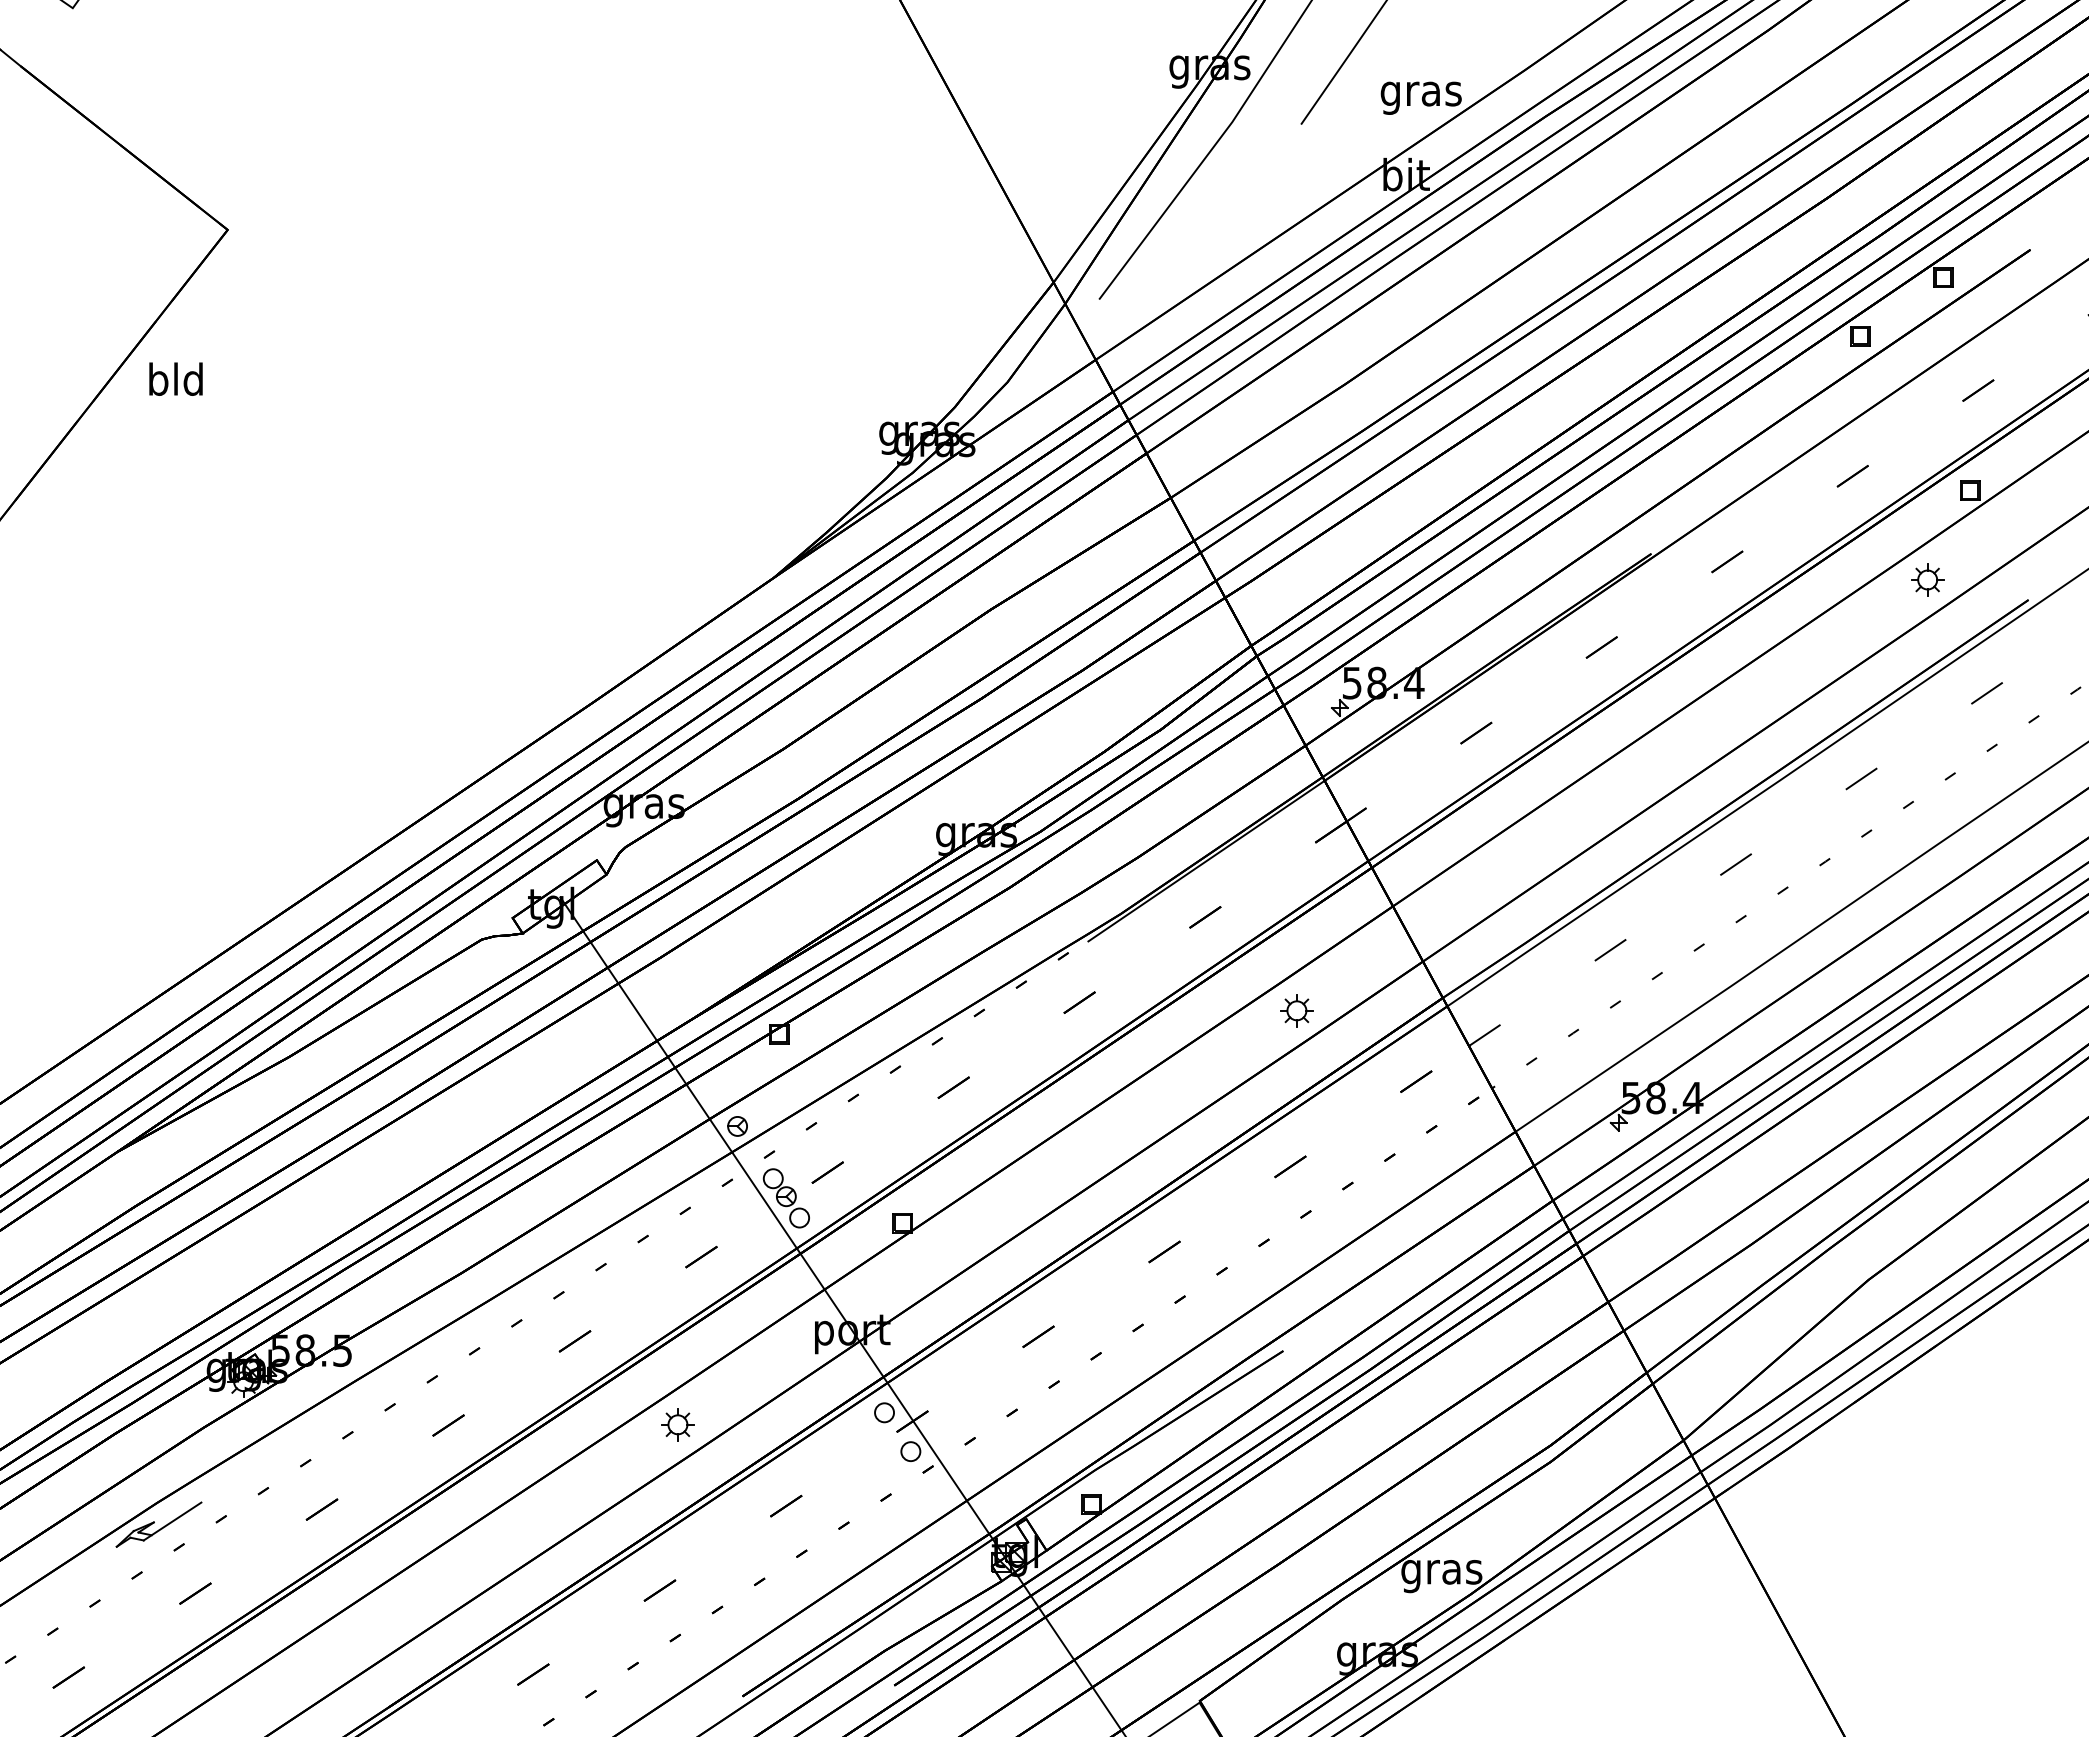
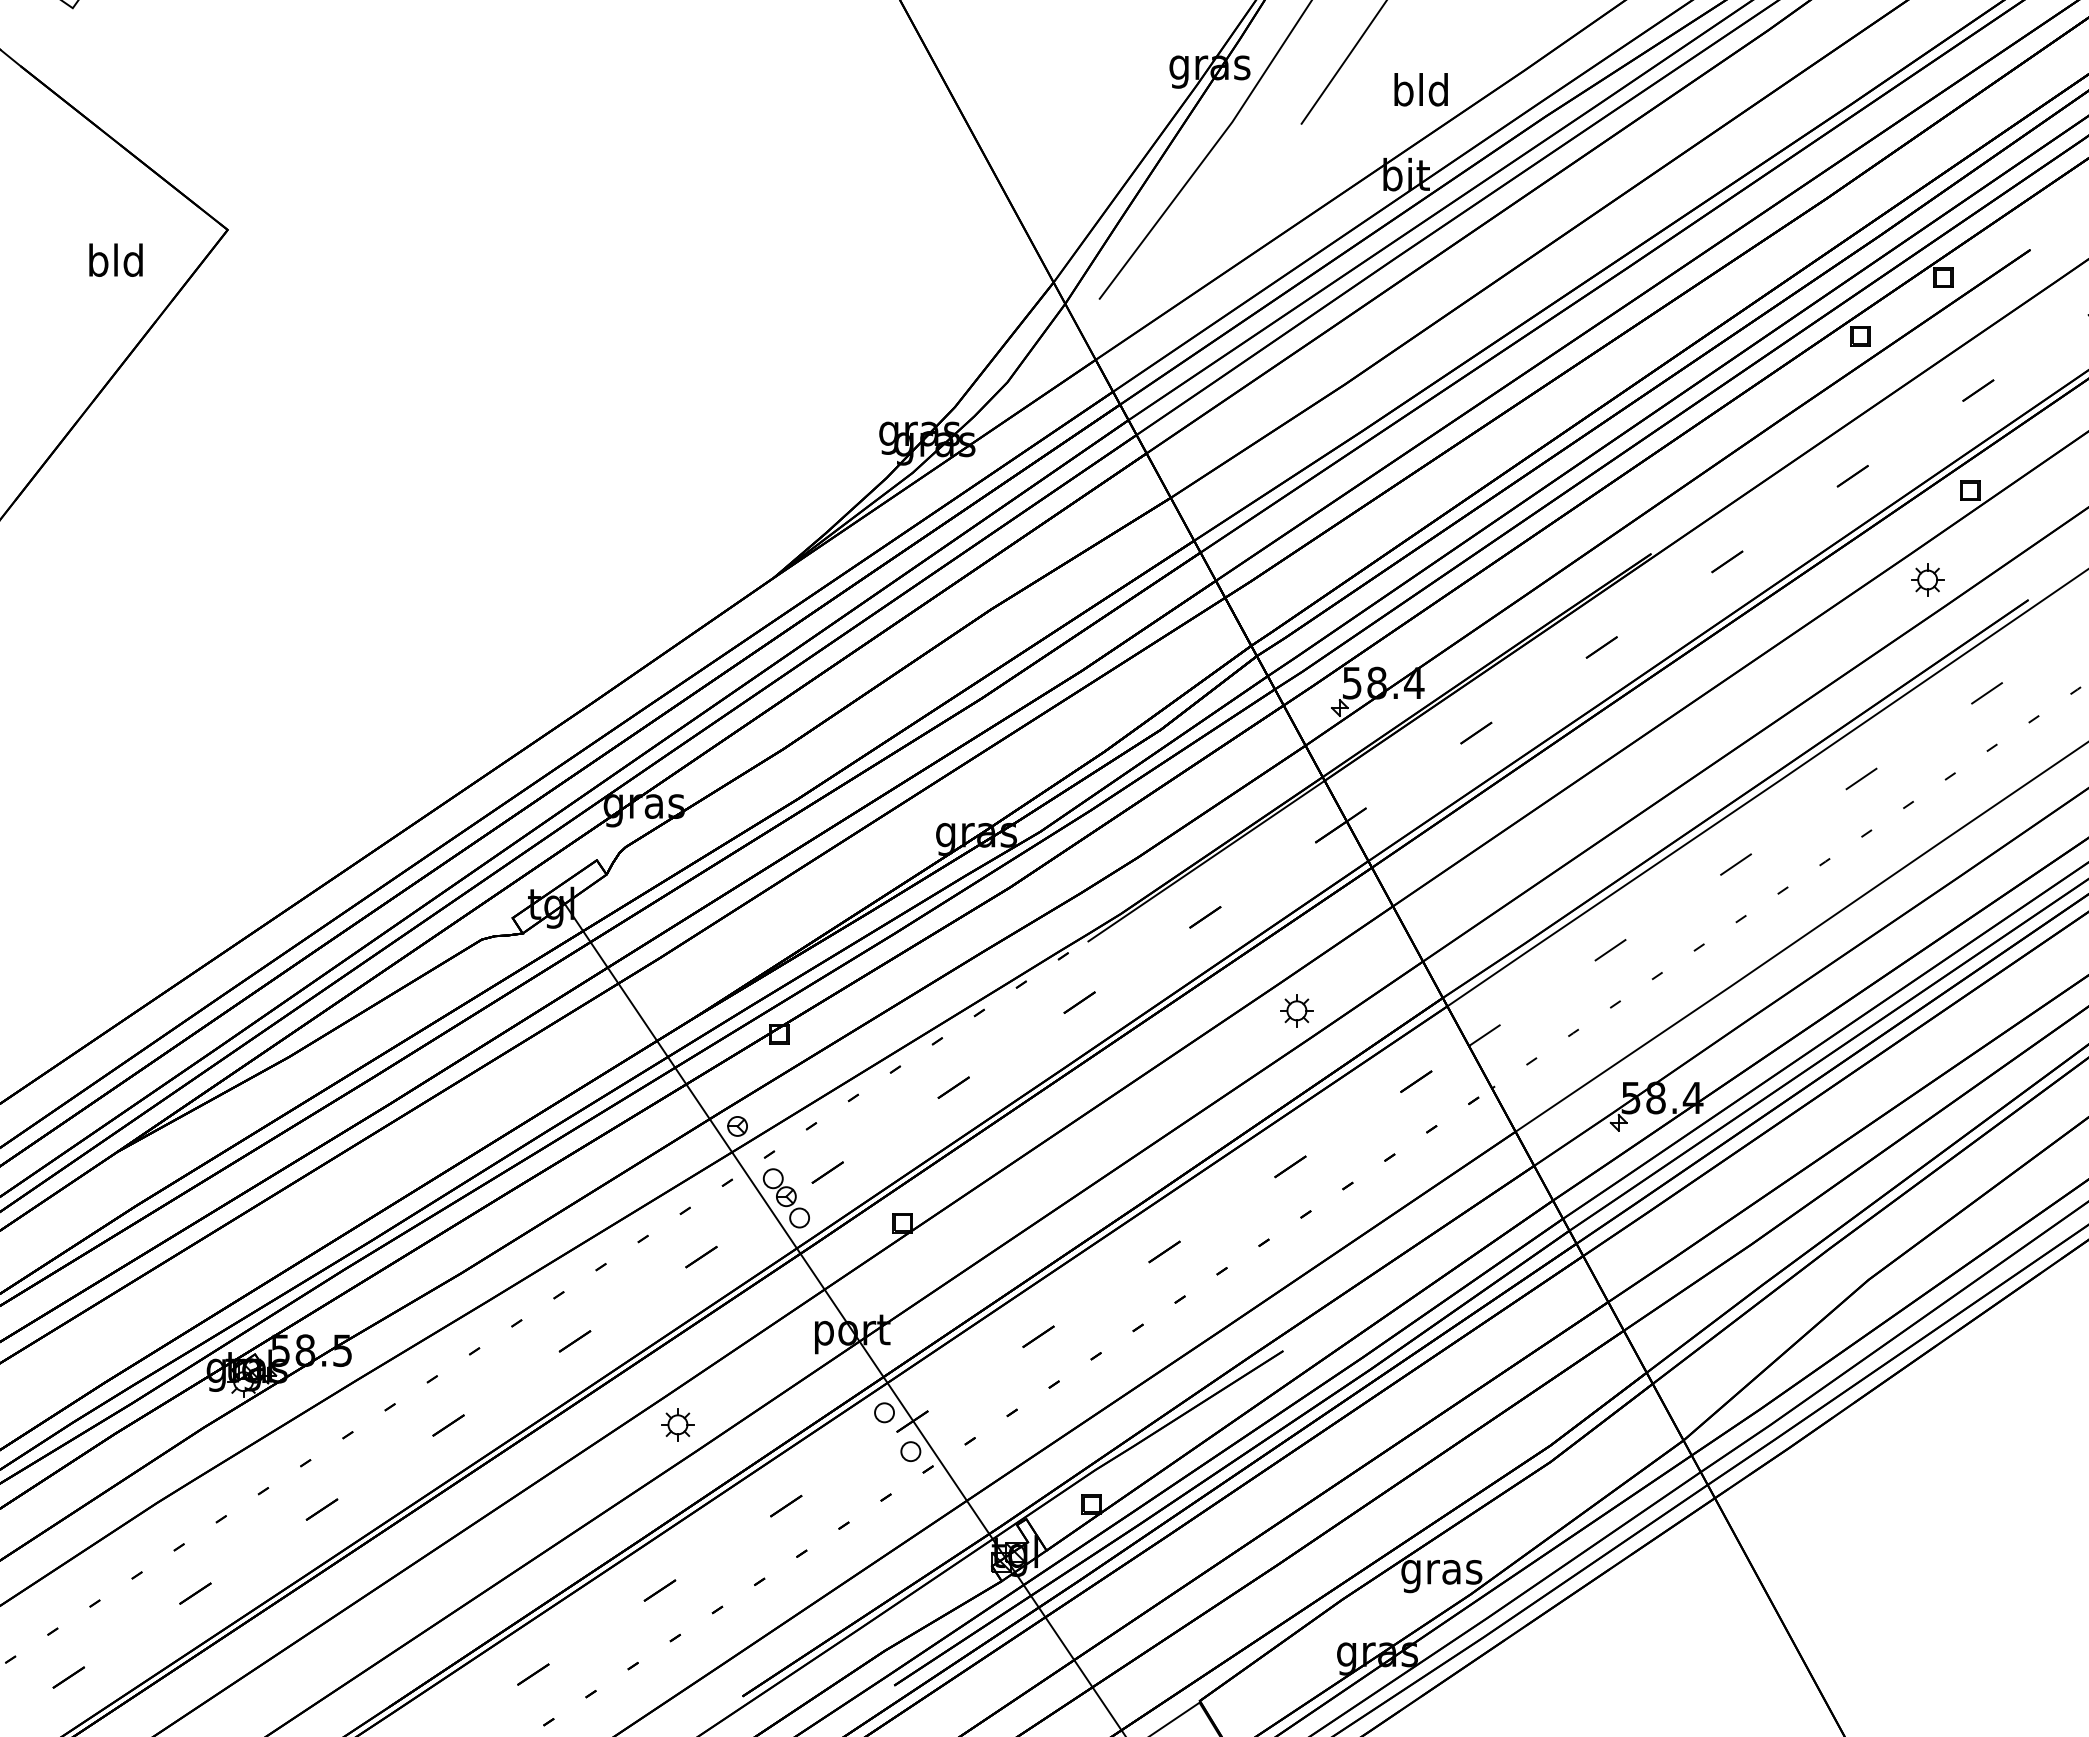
text: gras -> bld (1420, 93)
text position: (175, 378) -> (115, 259) (115, 259)
part: present -> none (158, 1524)
